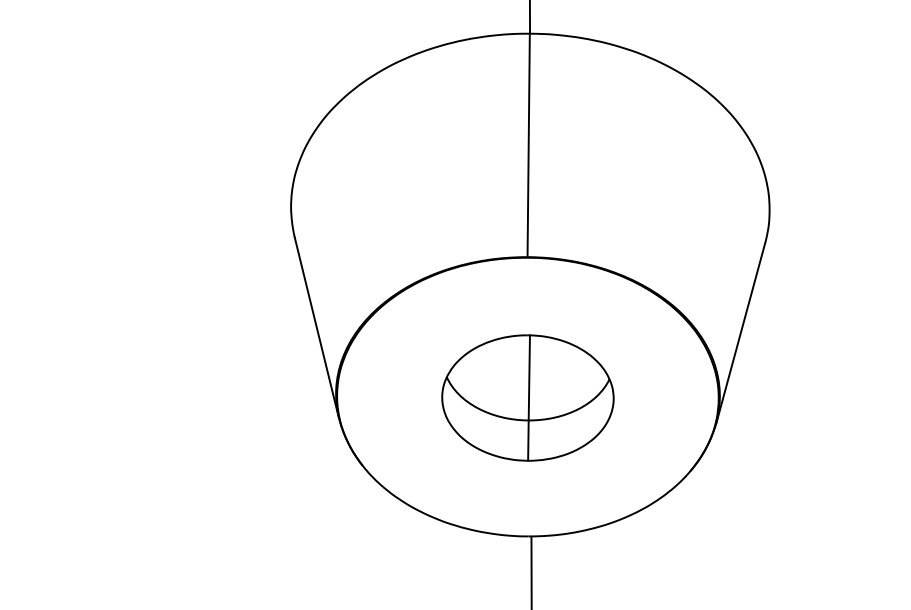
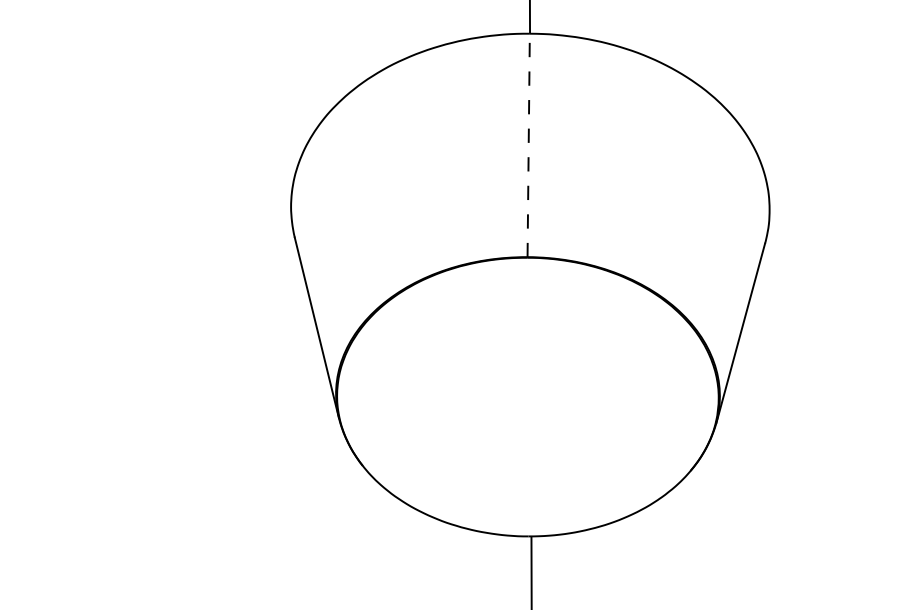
line: solid -> dashed (528, 145)
part: present -> none (527, 397)
